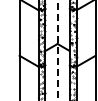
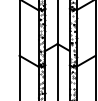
line: dashed -> solid (57, 50)
